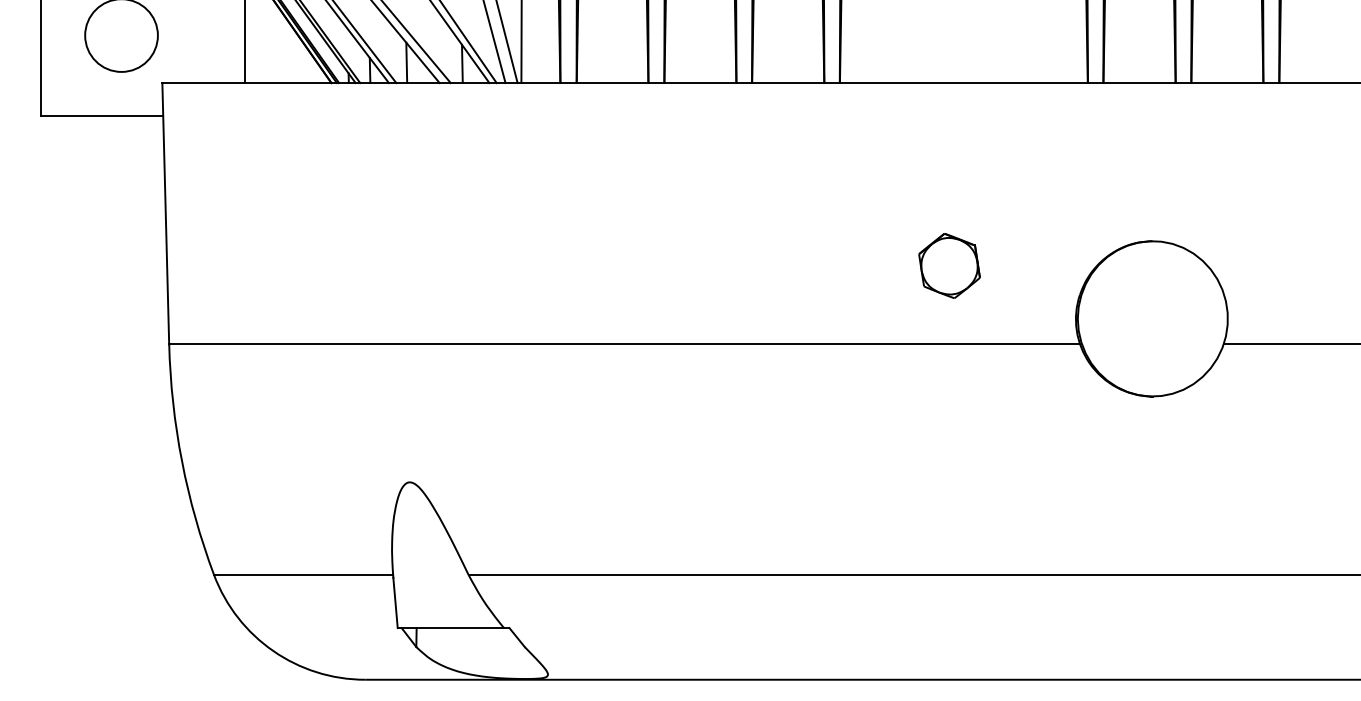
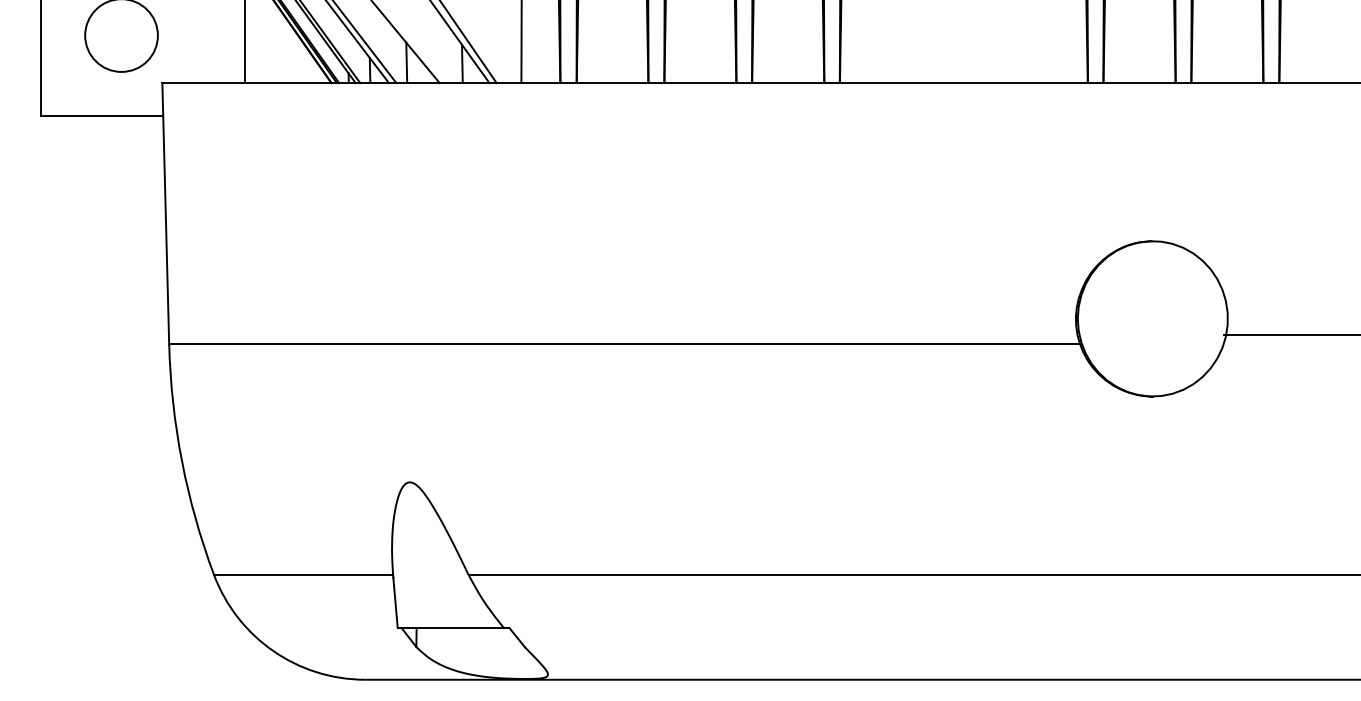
line: present -> none (416, 42)
line: present -> none (494, 42)
line: present -> none (506, 42)
part: present -> none (949, 265)
line position: (1290, 344) -> (1290, 335) (1290, 335)
